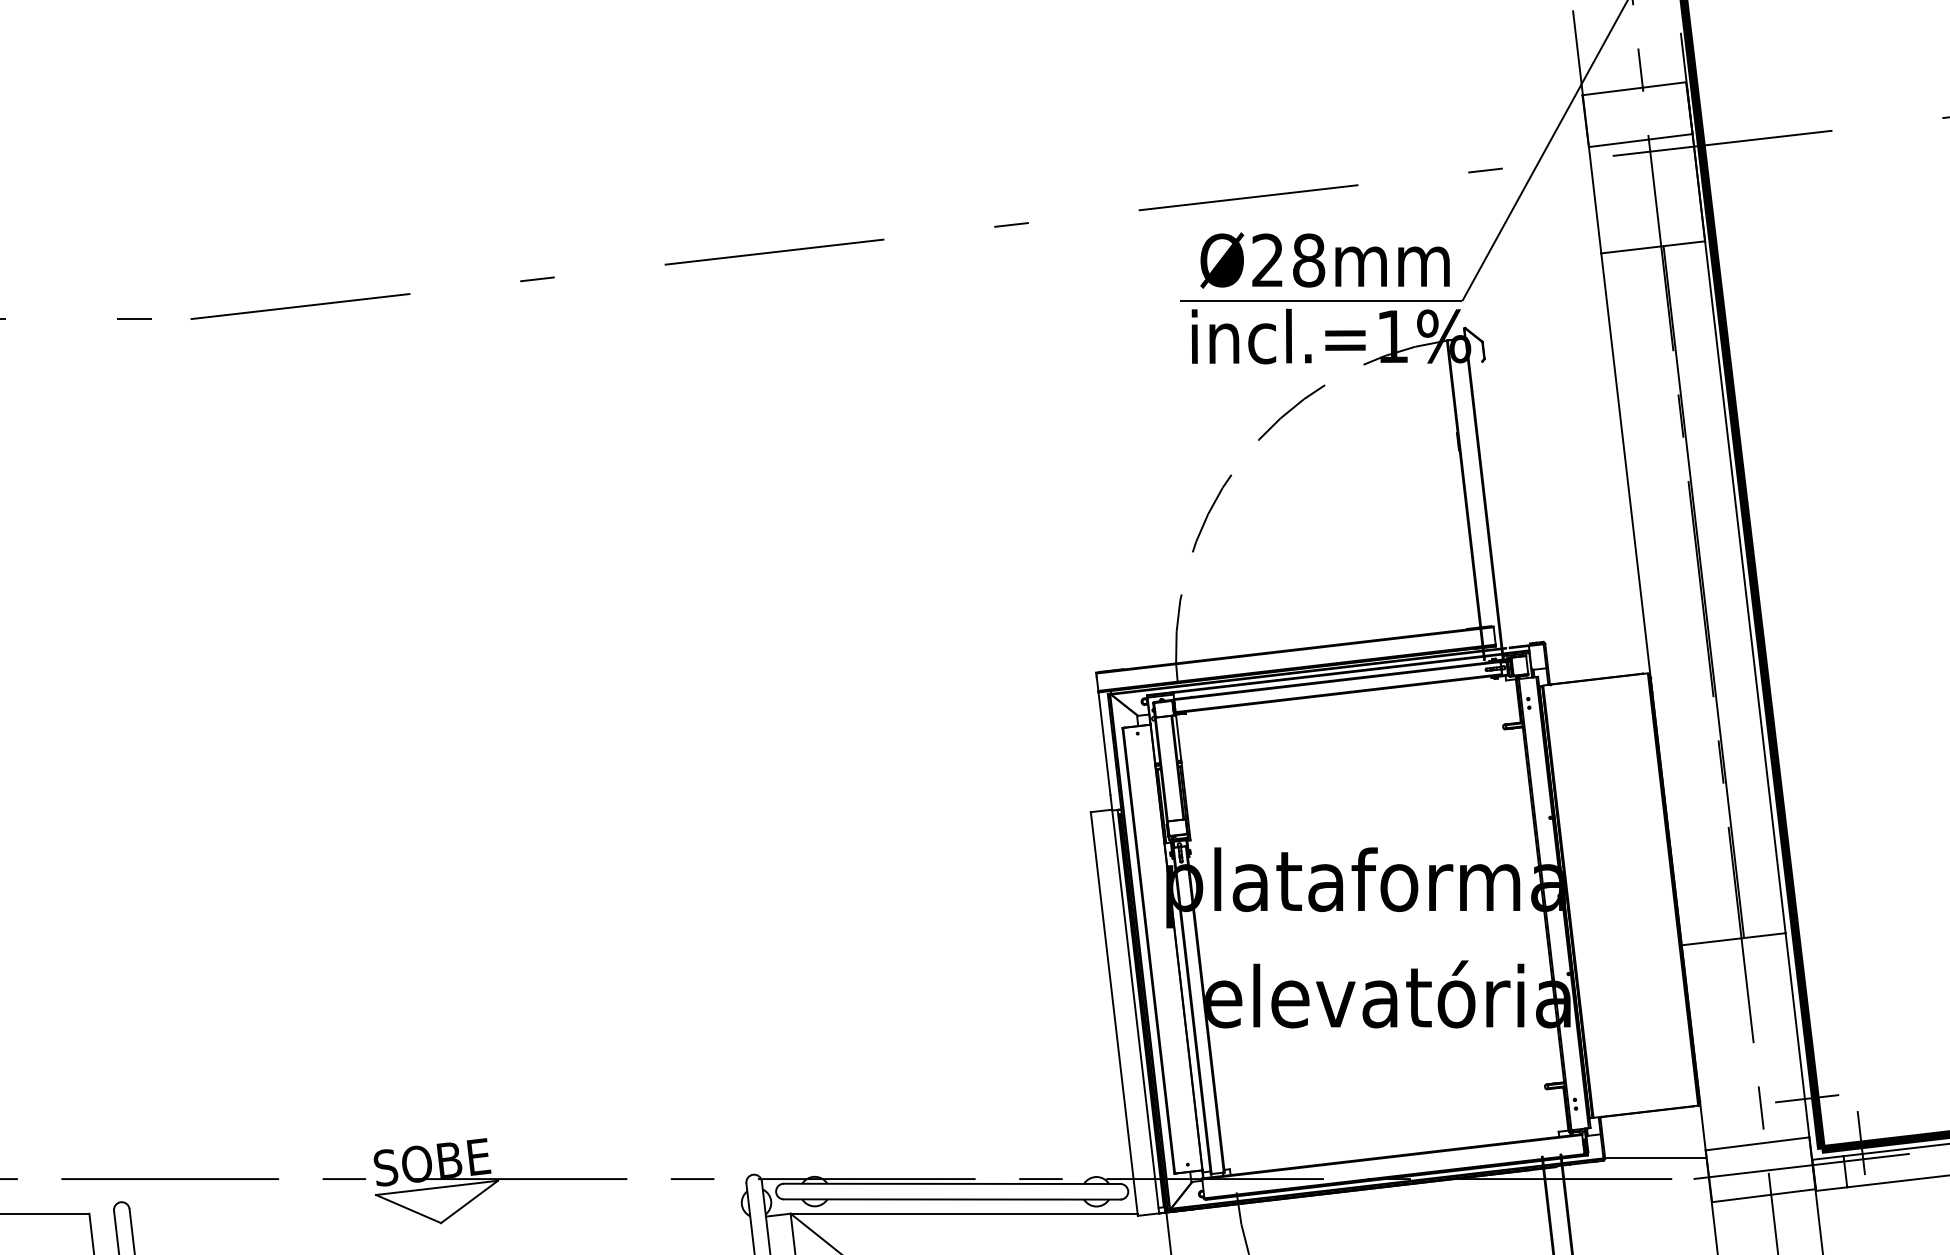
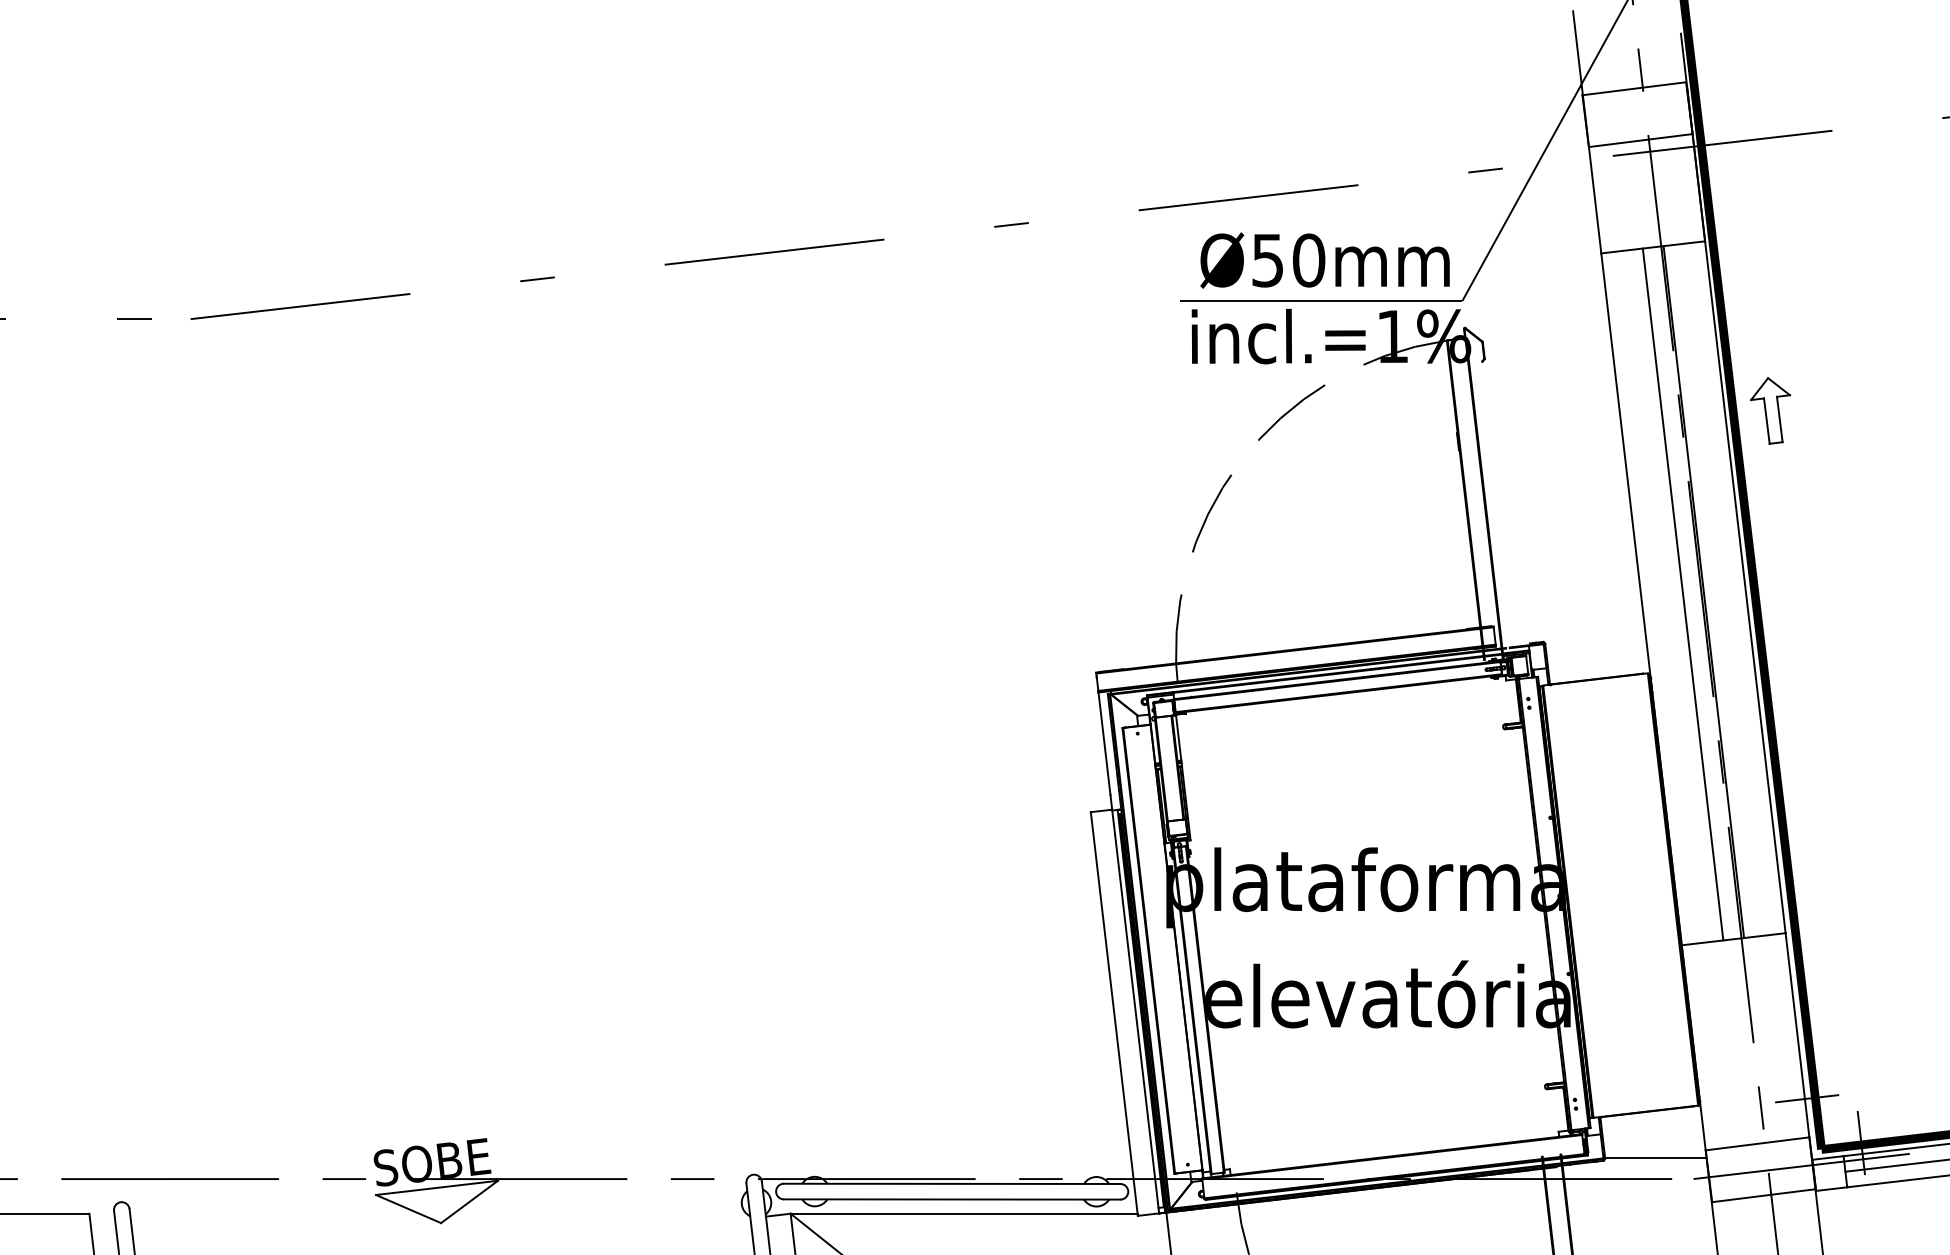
text: Ø28mm -> Ø50mm (1288, 260)
part: none -> present (1770, 410)
line: none -> present (1682, 594)
line: none -> present (1895, 1165)
